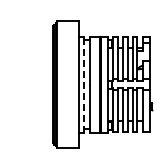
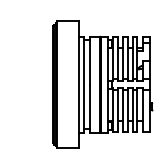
line: dashed -> solid (84, 84)
